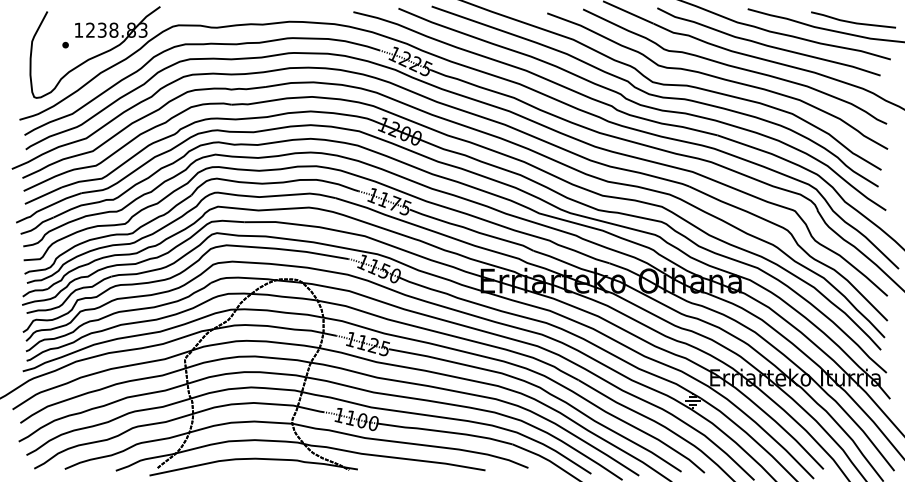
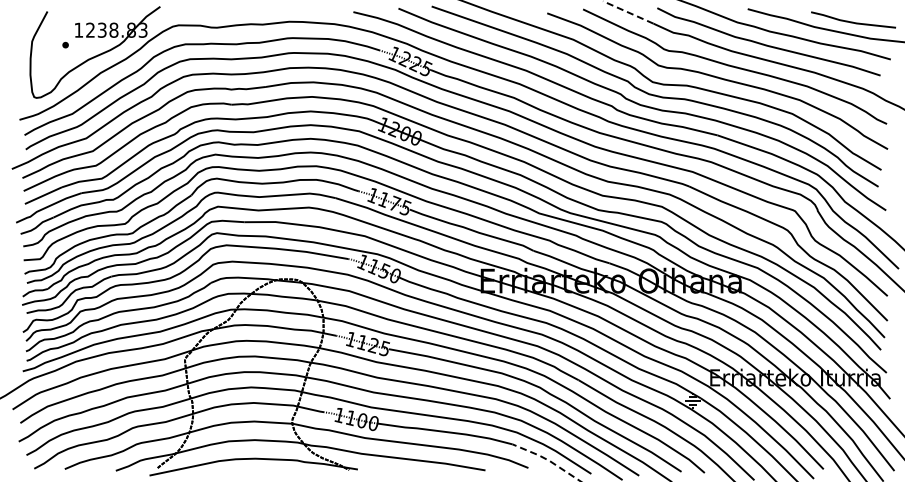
line: solid -> dashed (628, 12)
line: solid -> dashed (548, 460)
